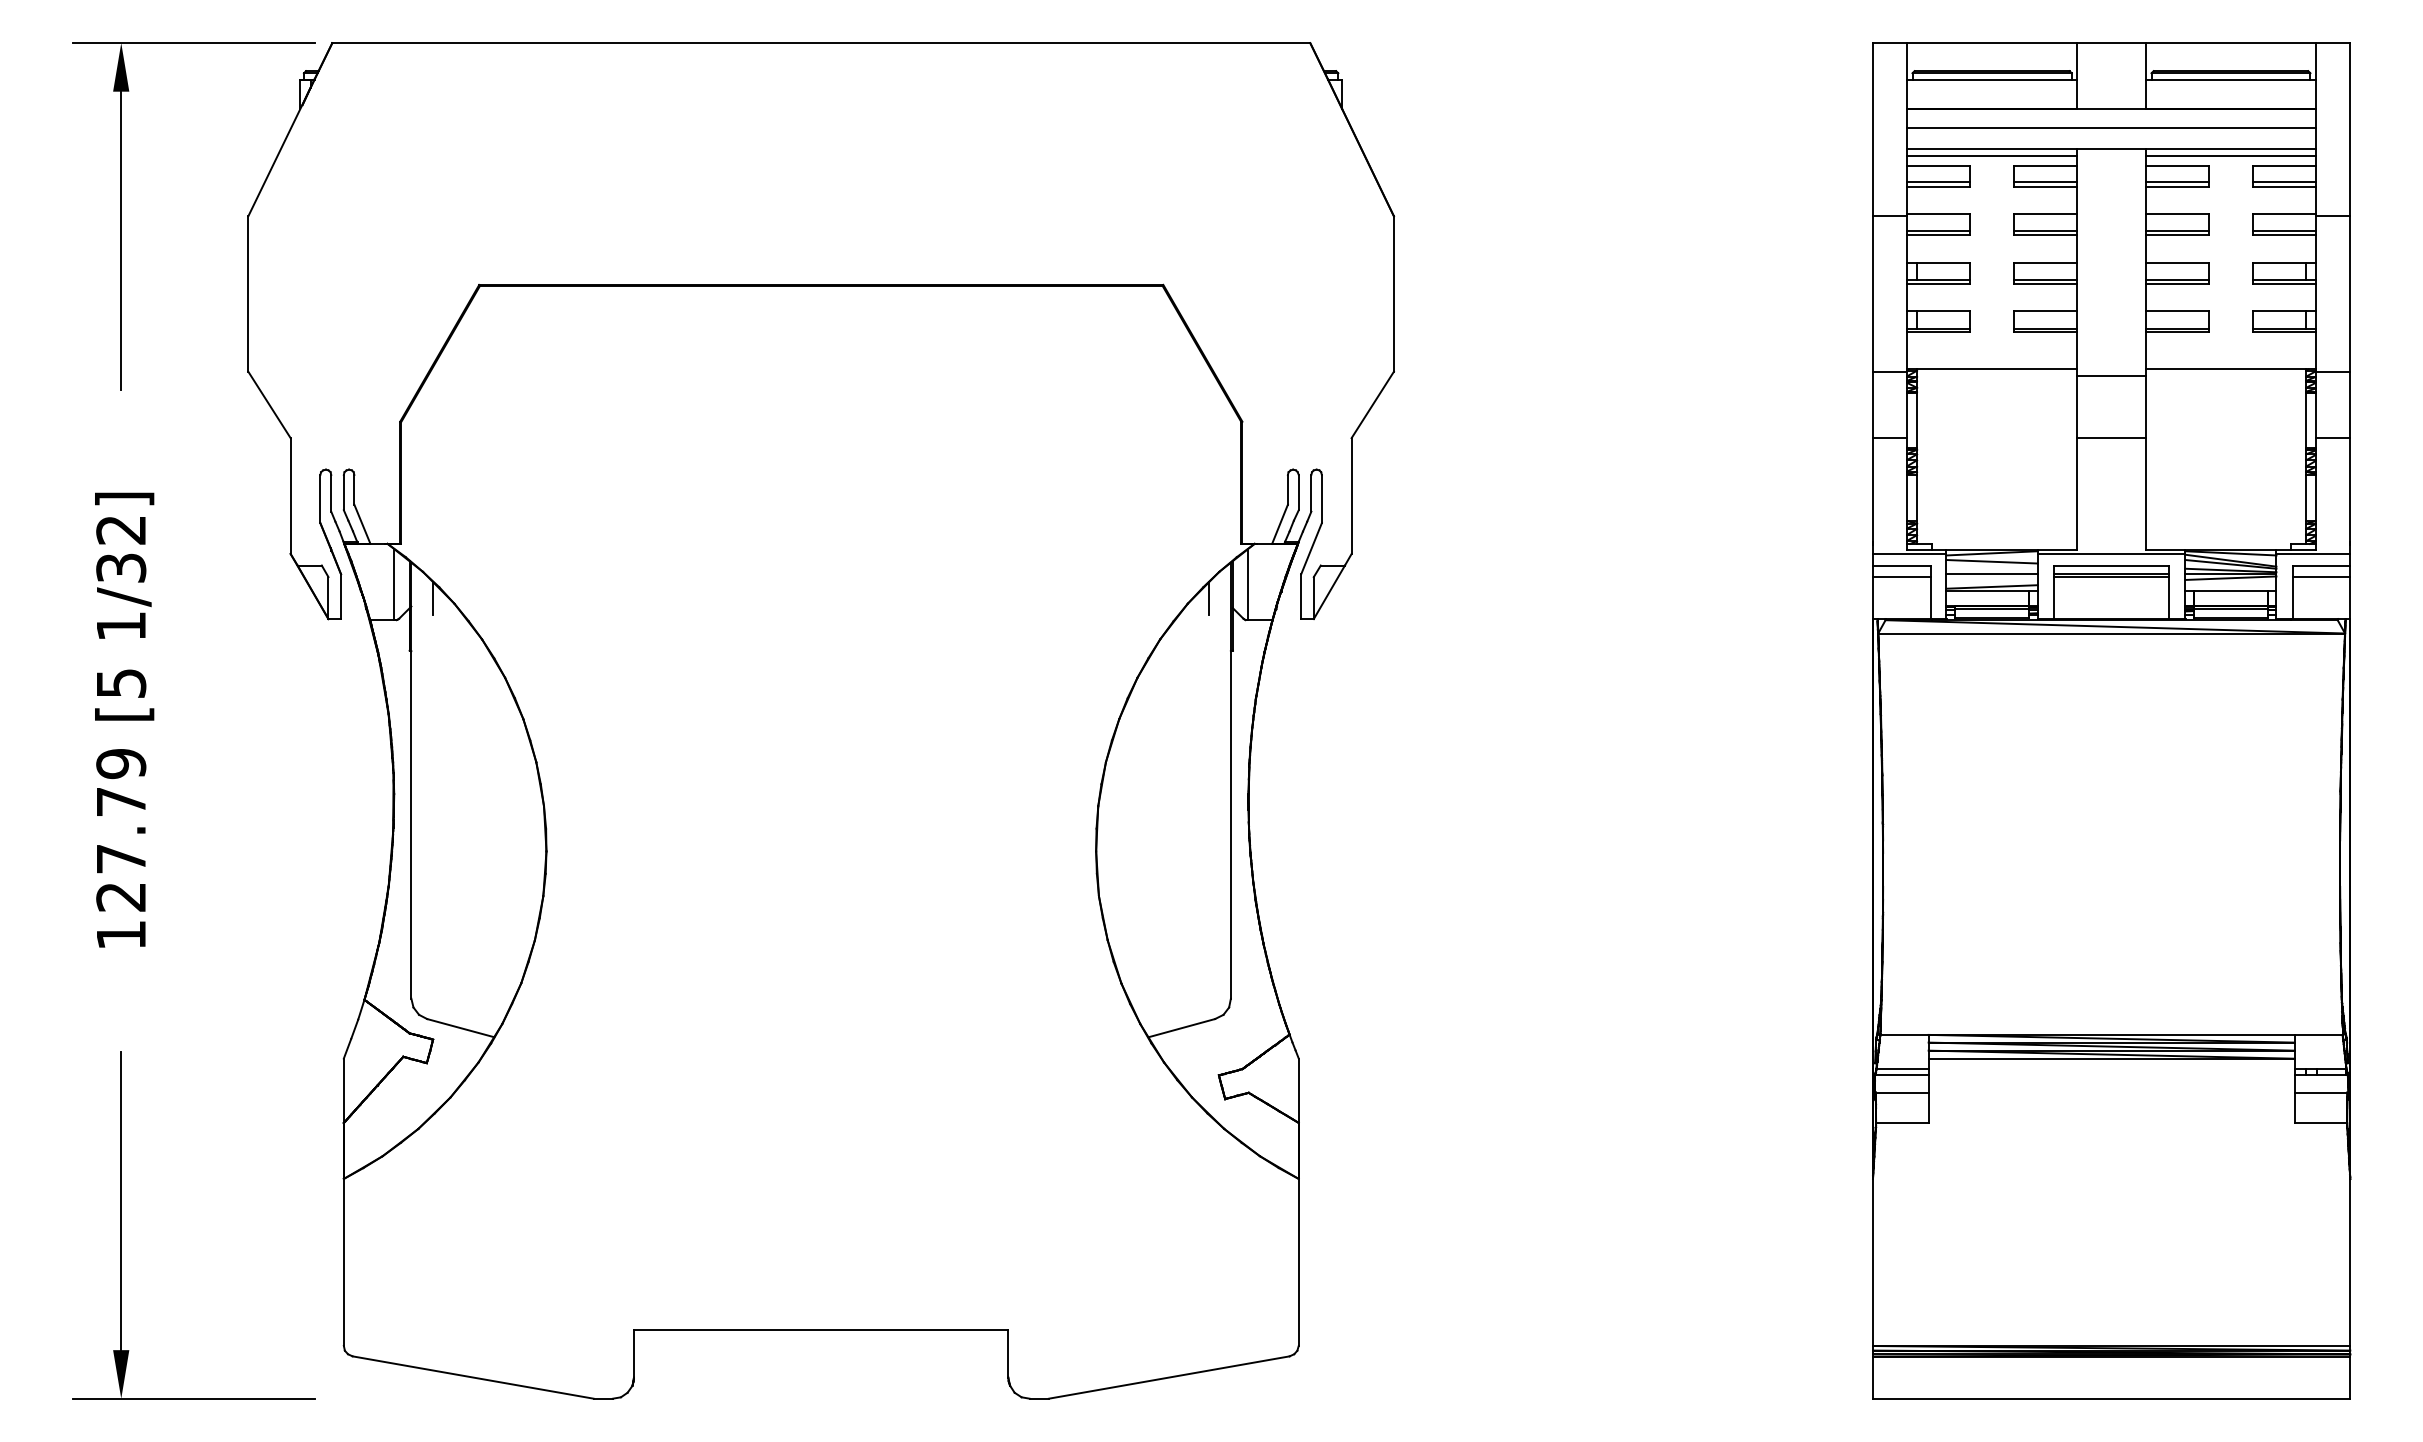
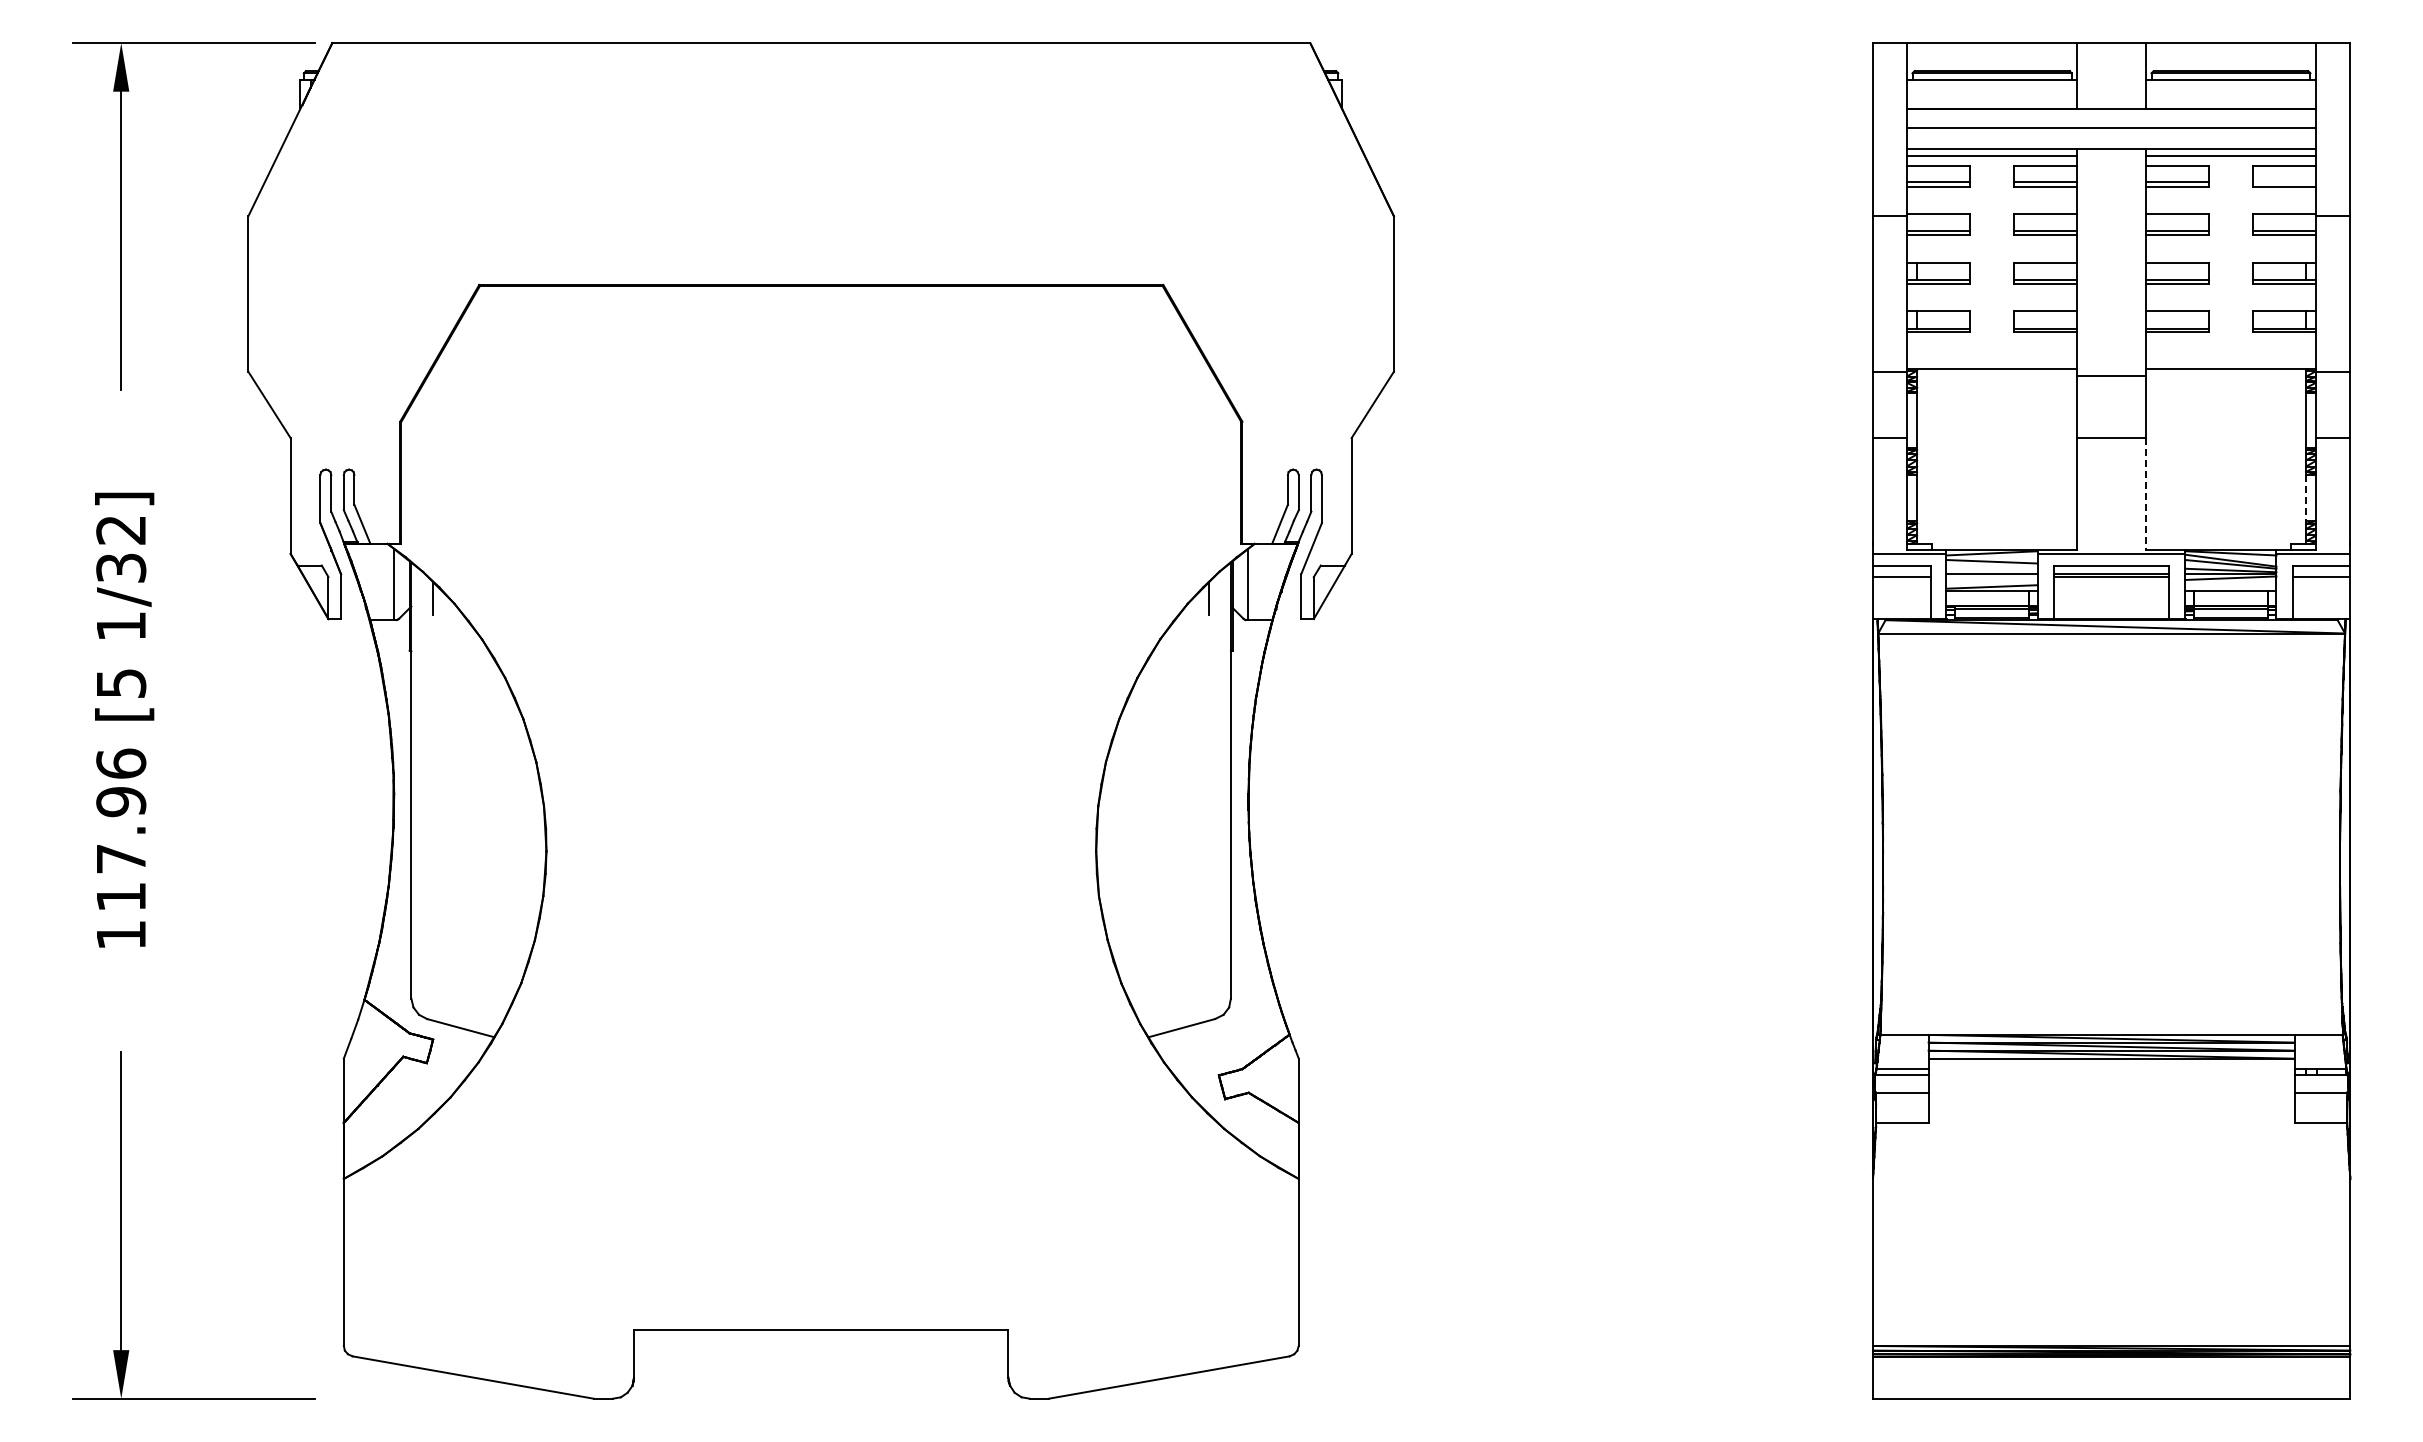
line: present -> none (2284, 181)
line: solid -> dashed (2145, 493)
line: solid -> dashed (2306, 498)
text: 127.79 -> 117.96 (121, 829)
